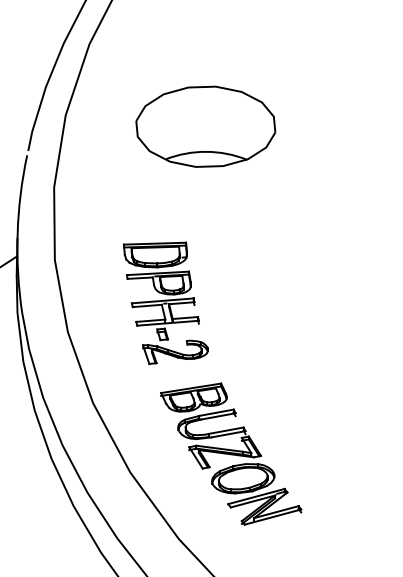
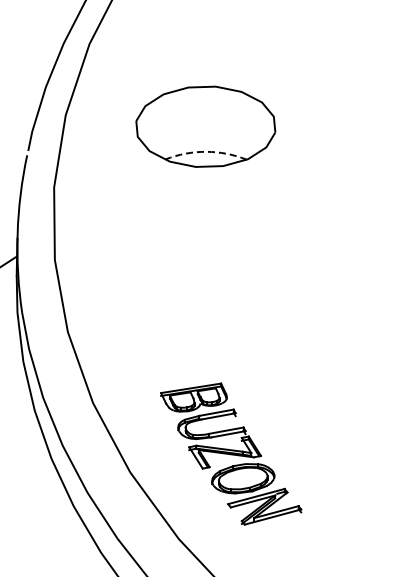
arc: solid -> dashed (206, 151)
part: present -> none (165, 302)
